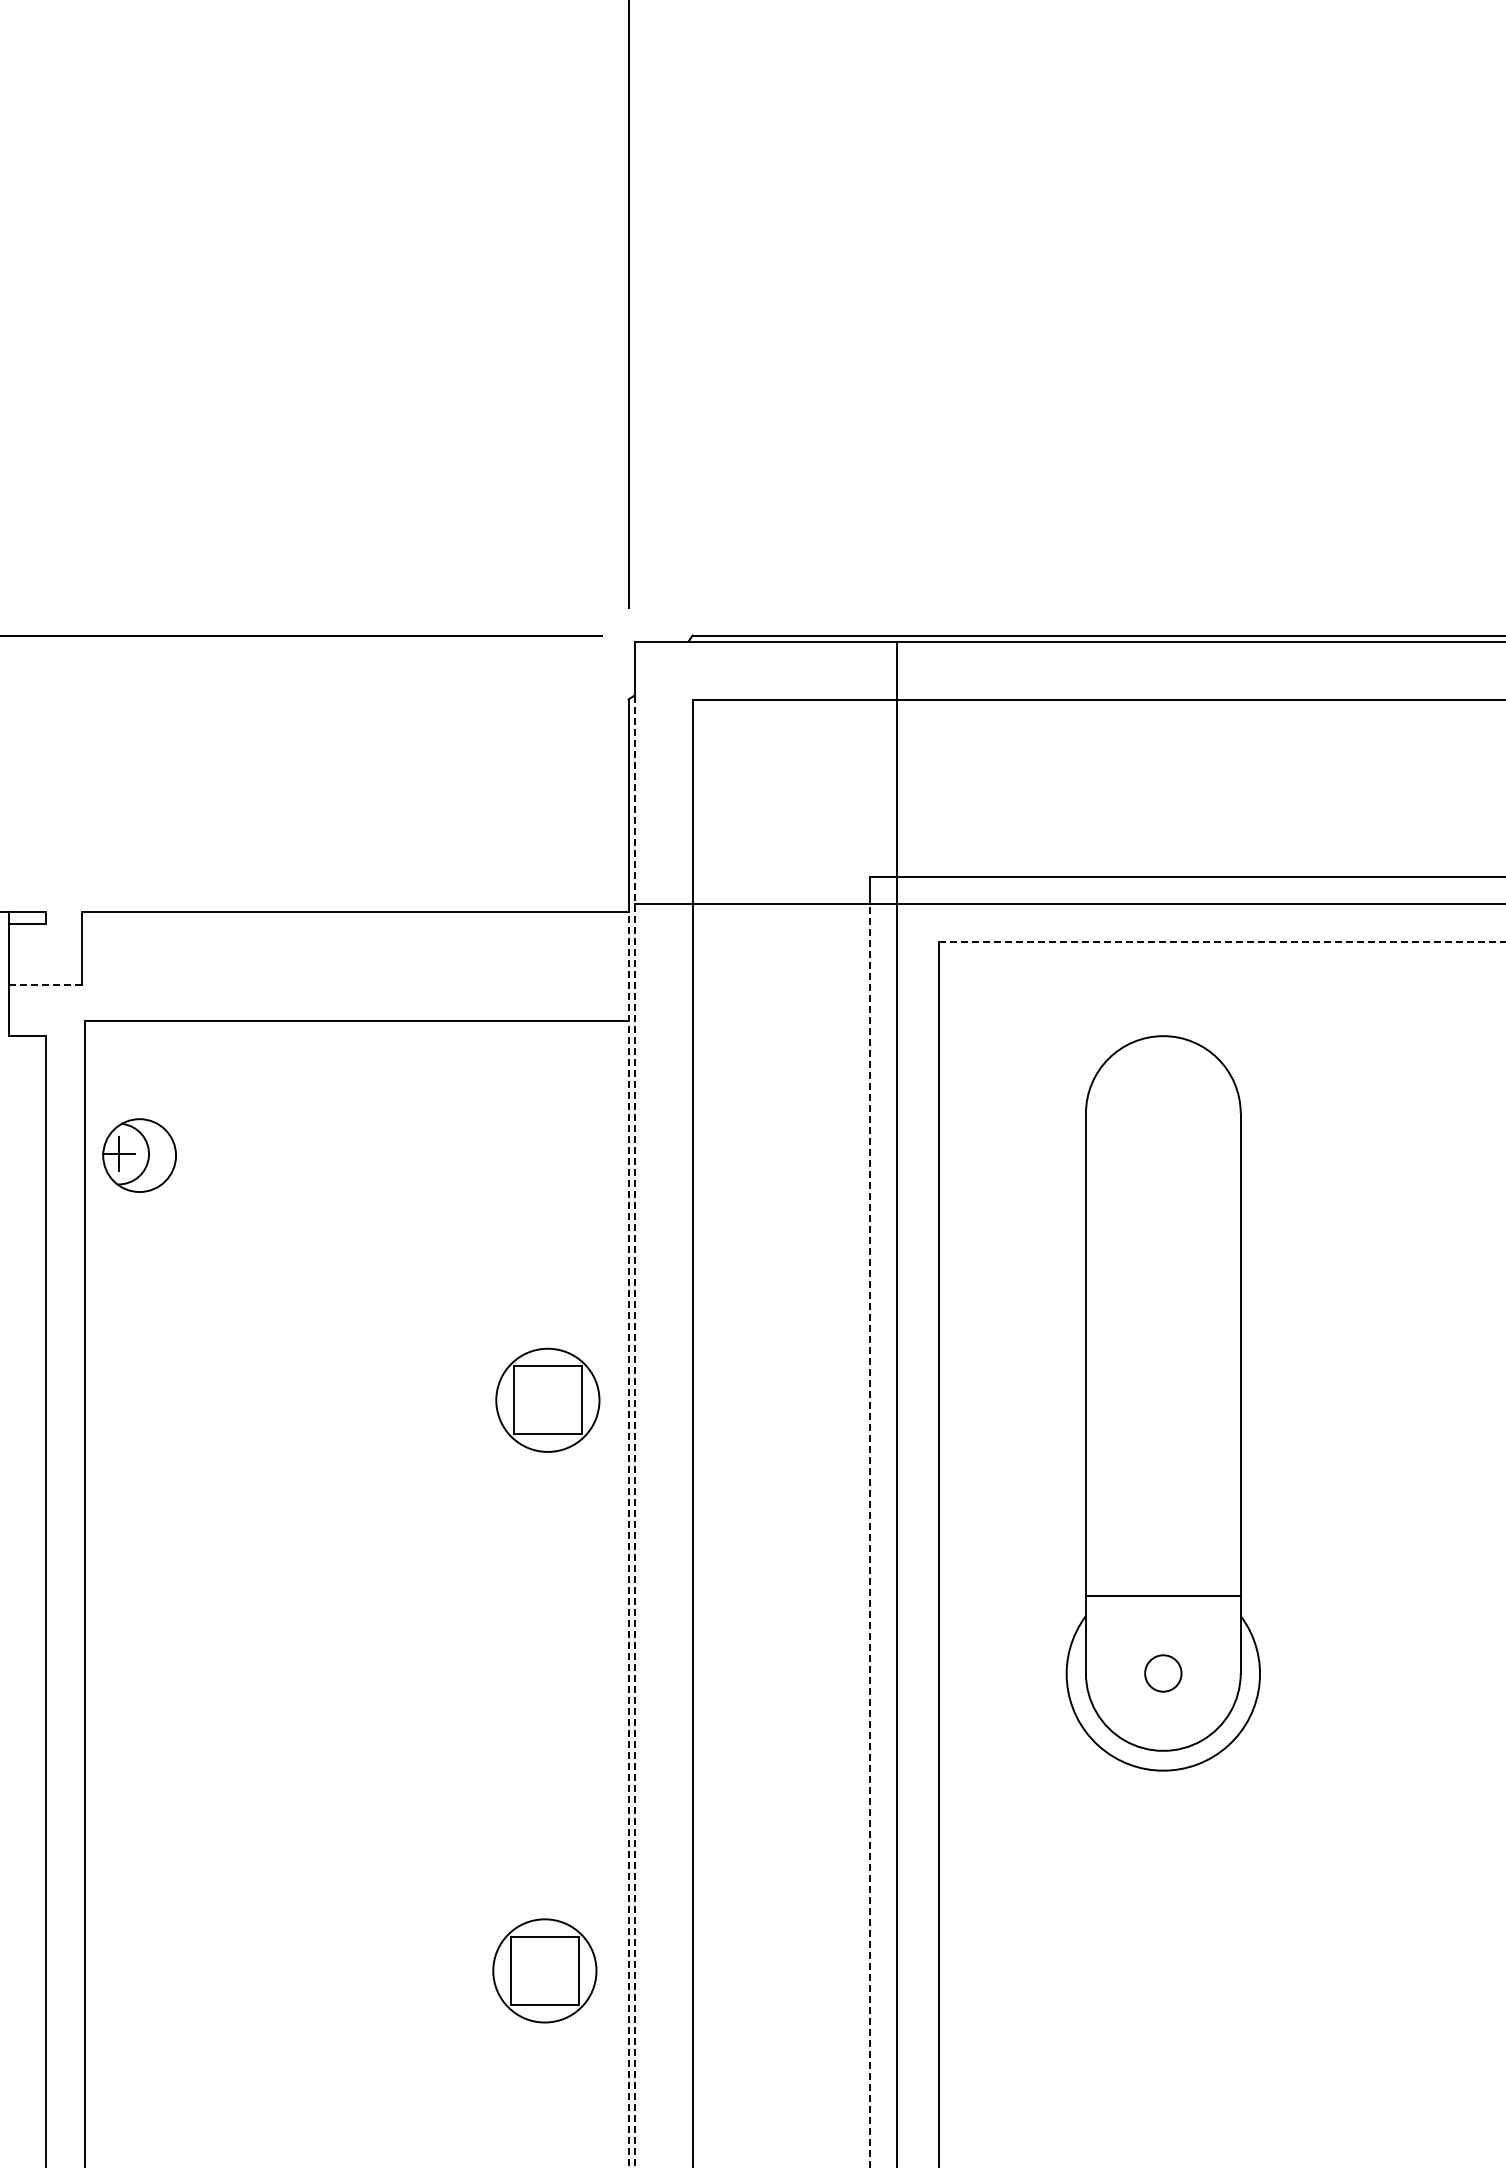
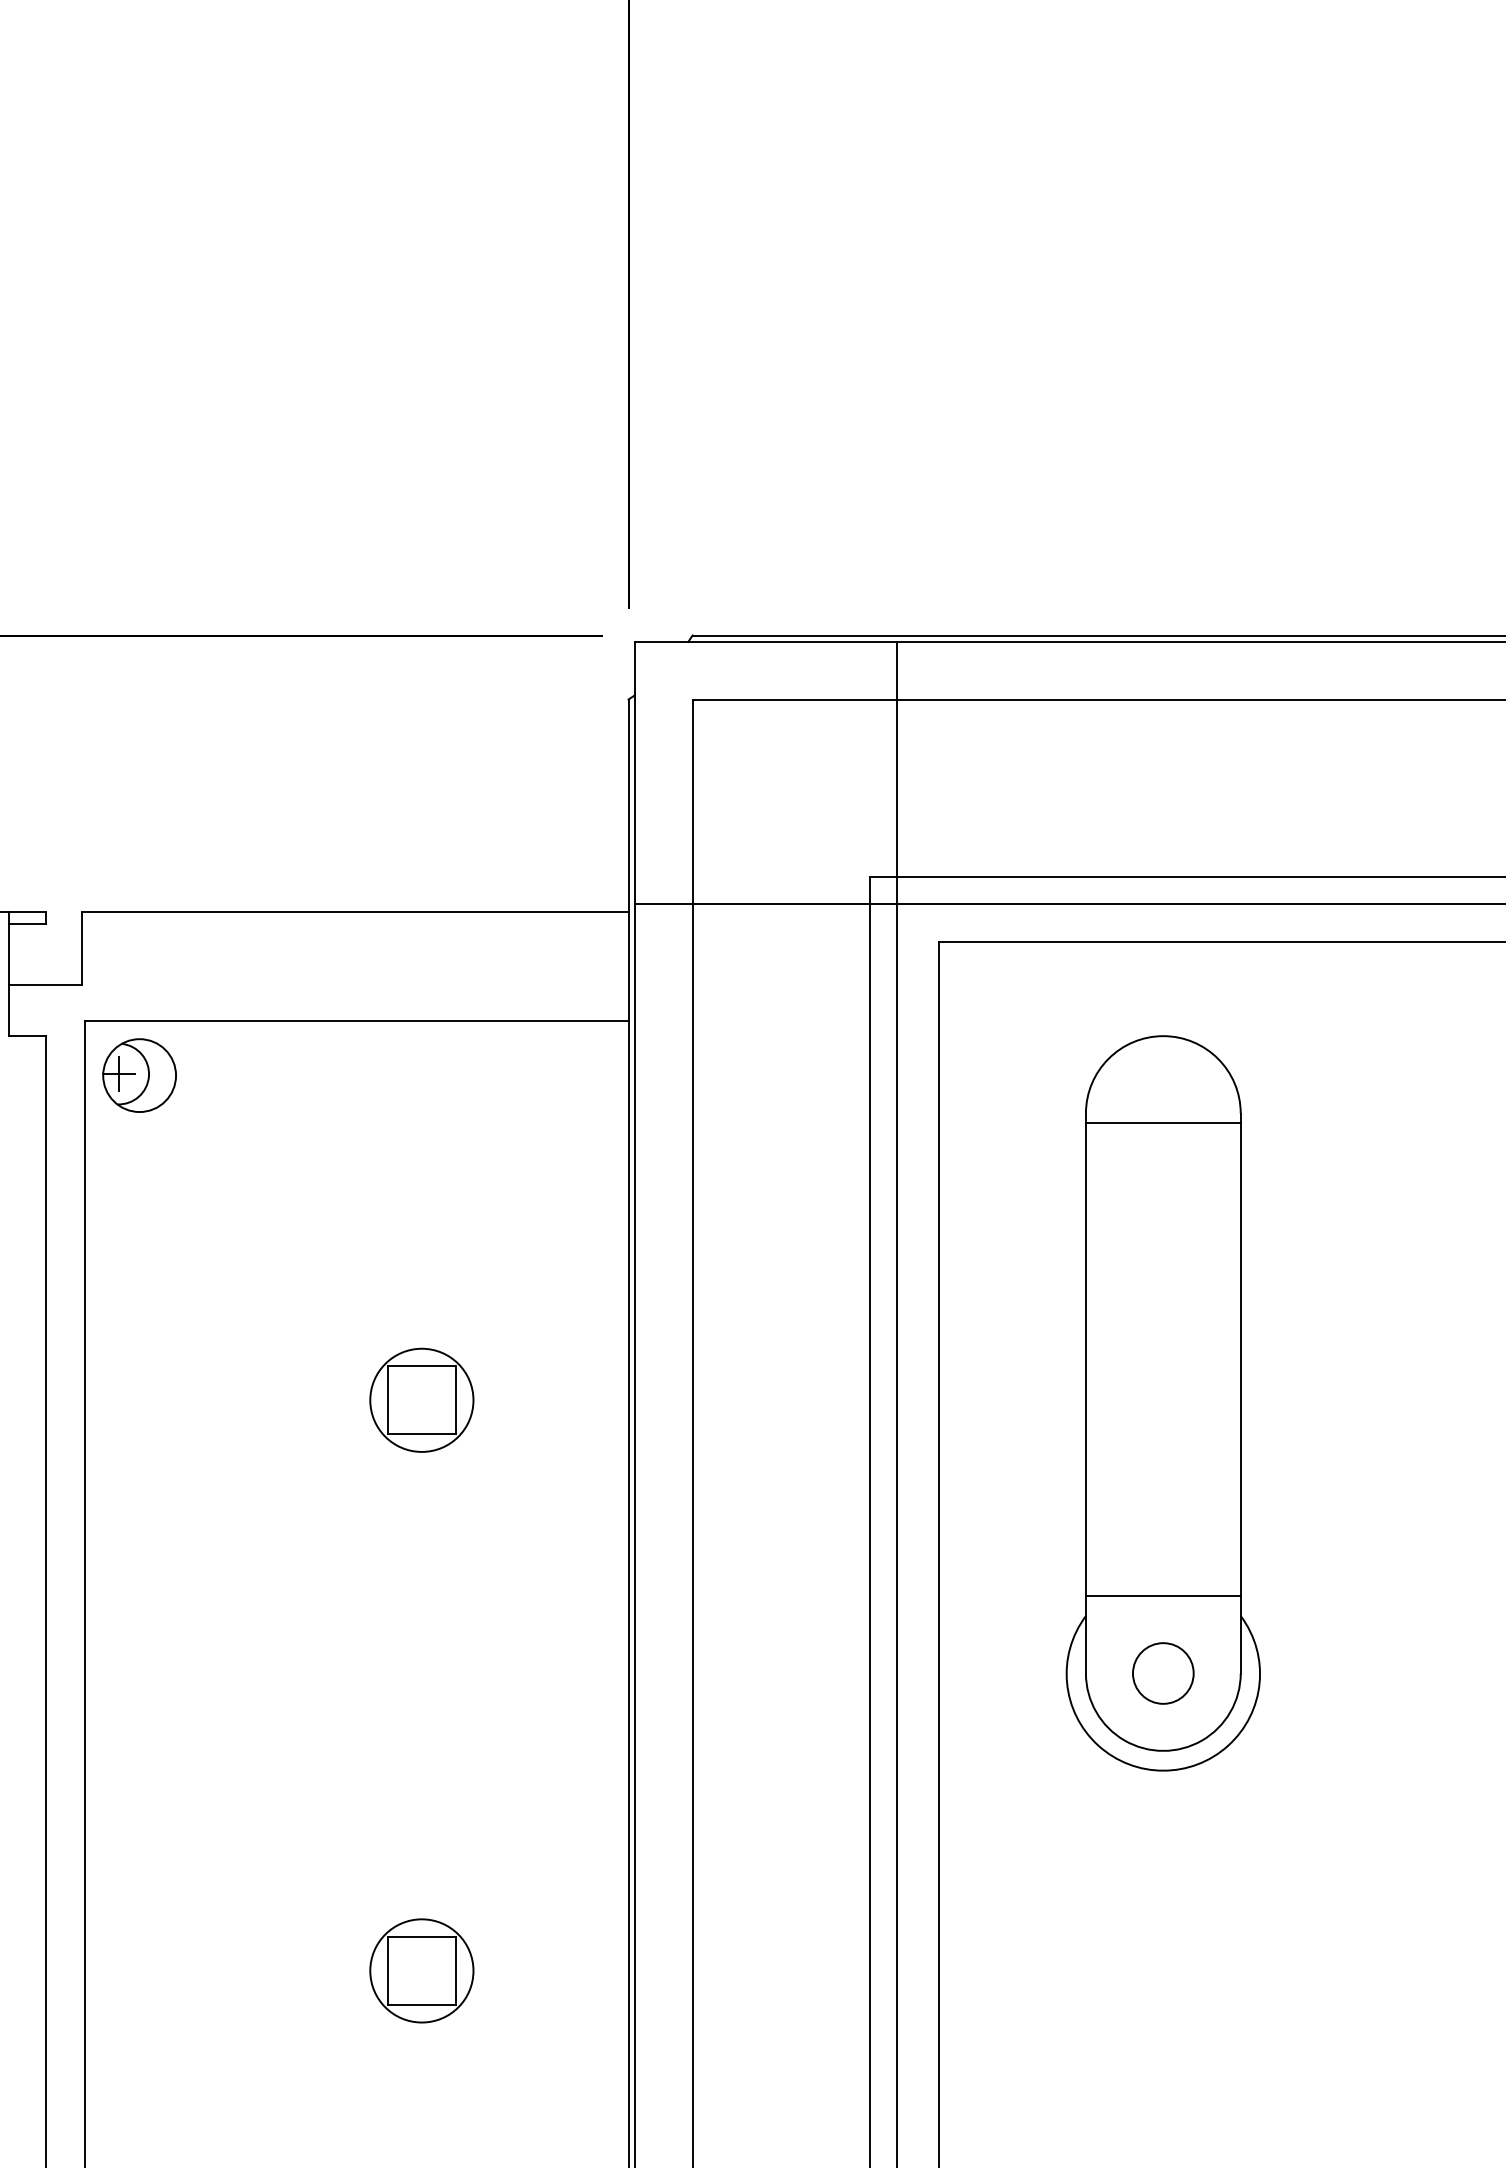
line: dashed -> solid (1222, 942)
line: dashed -> solid (46, 984)
line: none -> present (1162, 1123)
part position: (139, 1155) -> (139, 1075) (139, 1075)
part position: (547, 1399) -> (421, 1399) (421, 1399)
line: dashed -> solid (634, 1431)
line: dashed -> solid (869, 1535)
line: dashed -> solid (628, 1539)
circle diameter: 36 px -> 61 px (1162, 1673)
part position: (544, 1970) -> (421, 1970) (421, 1970)
